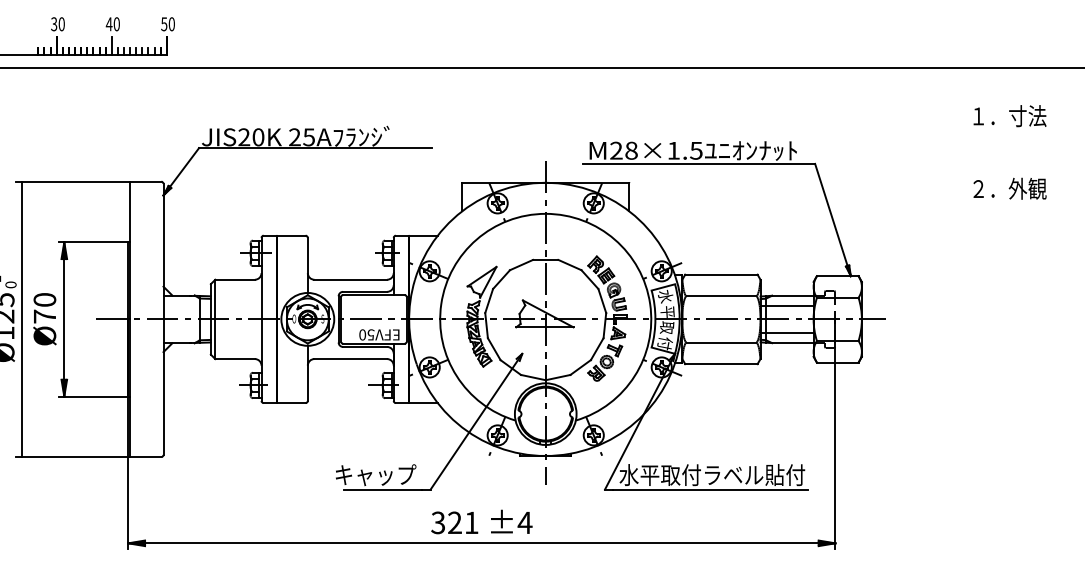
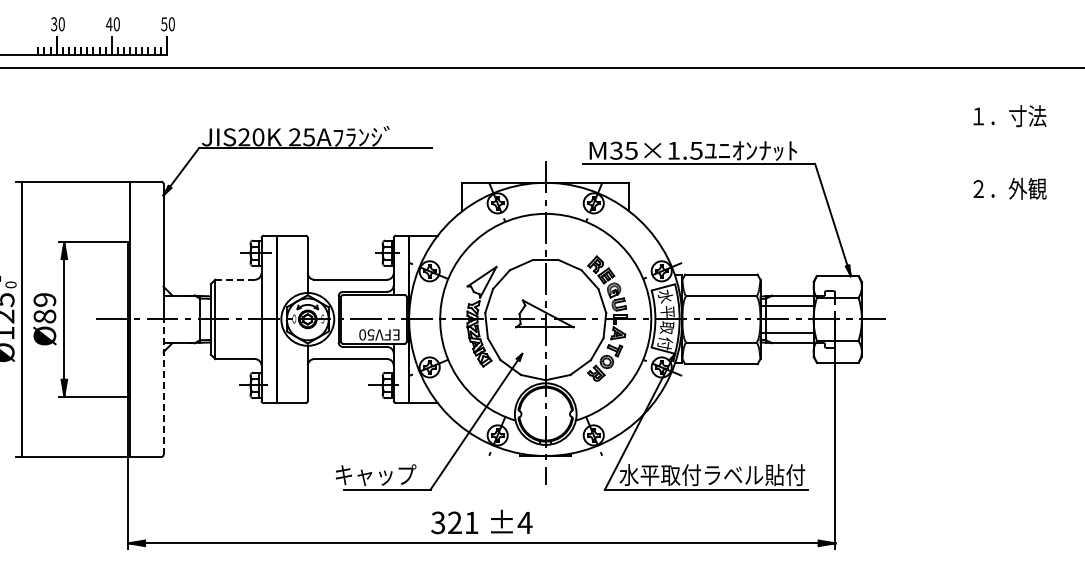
text: M28×1.5 -> M35×1.5 (623, 150)
line: solid -> dashed (235, 279)
text: Ø70 -> Ø89 (44, 308)
line: solid -> dashed (163, 387)
